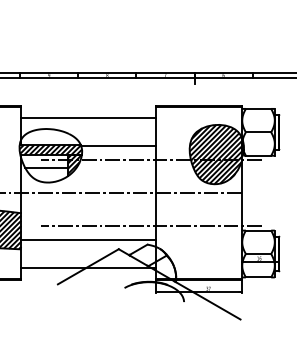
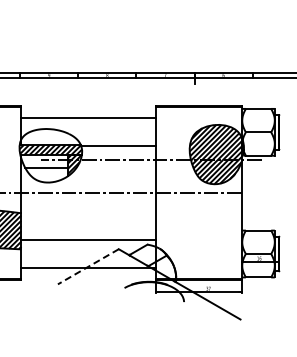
line: present -> none (151, 226)
line: solid -> dashed (87, 267)
